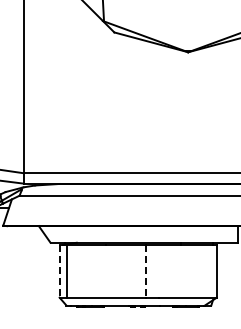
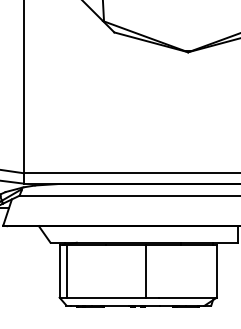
line: dashed -> solid (59, 271)
line: dashed -> solid (145, 271)
